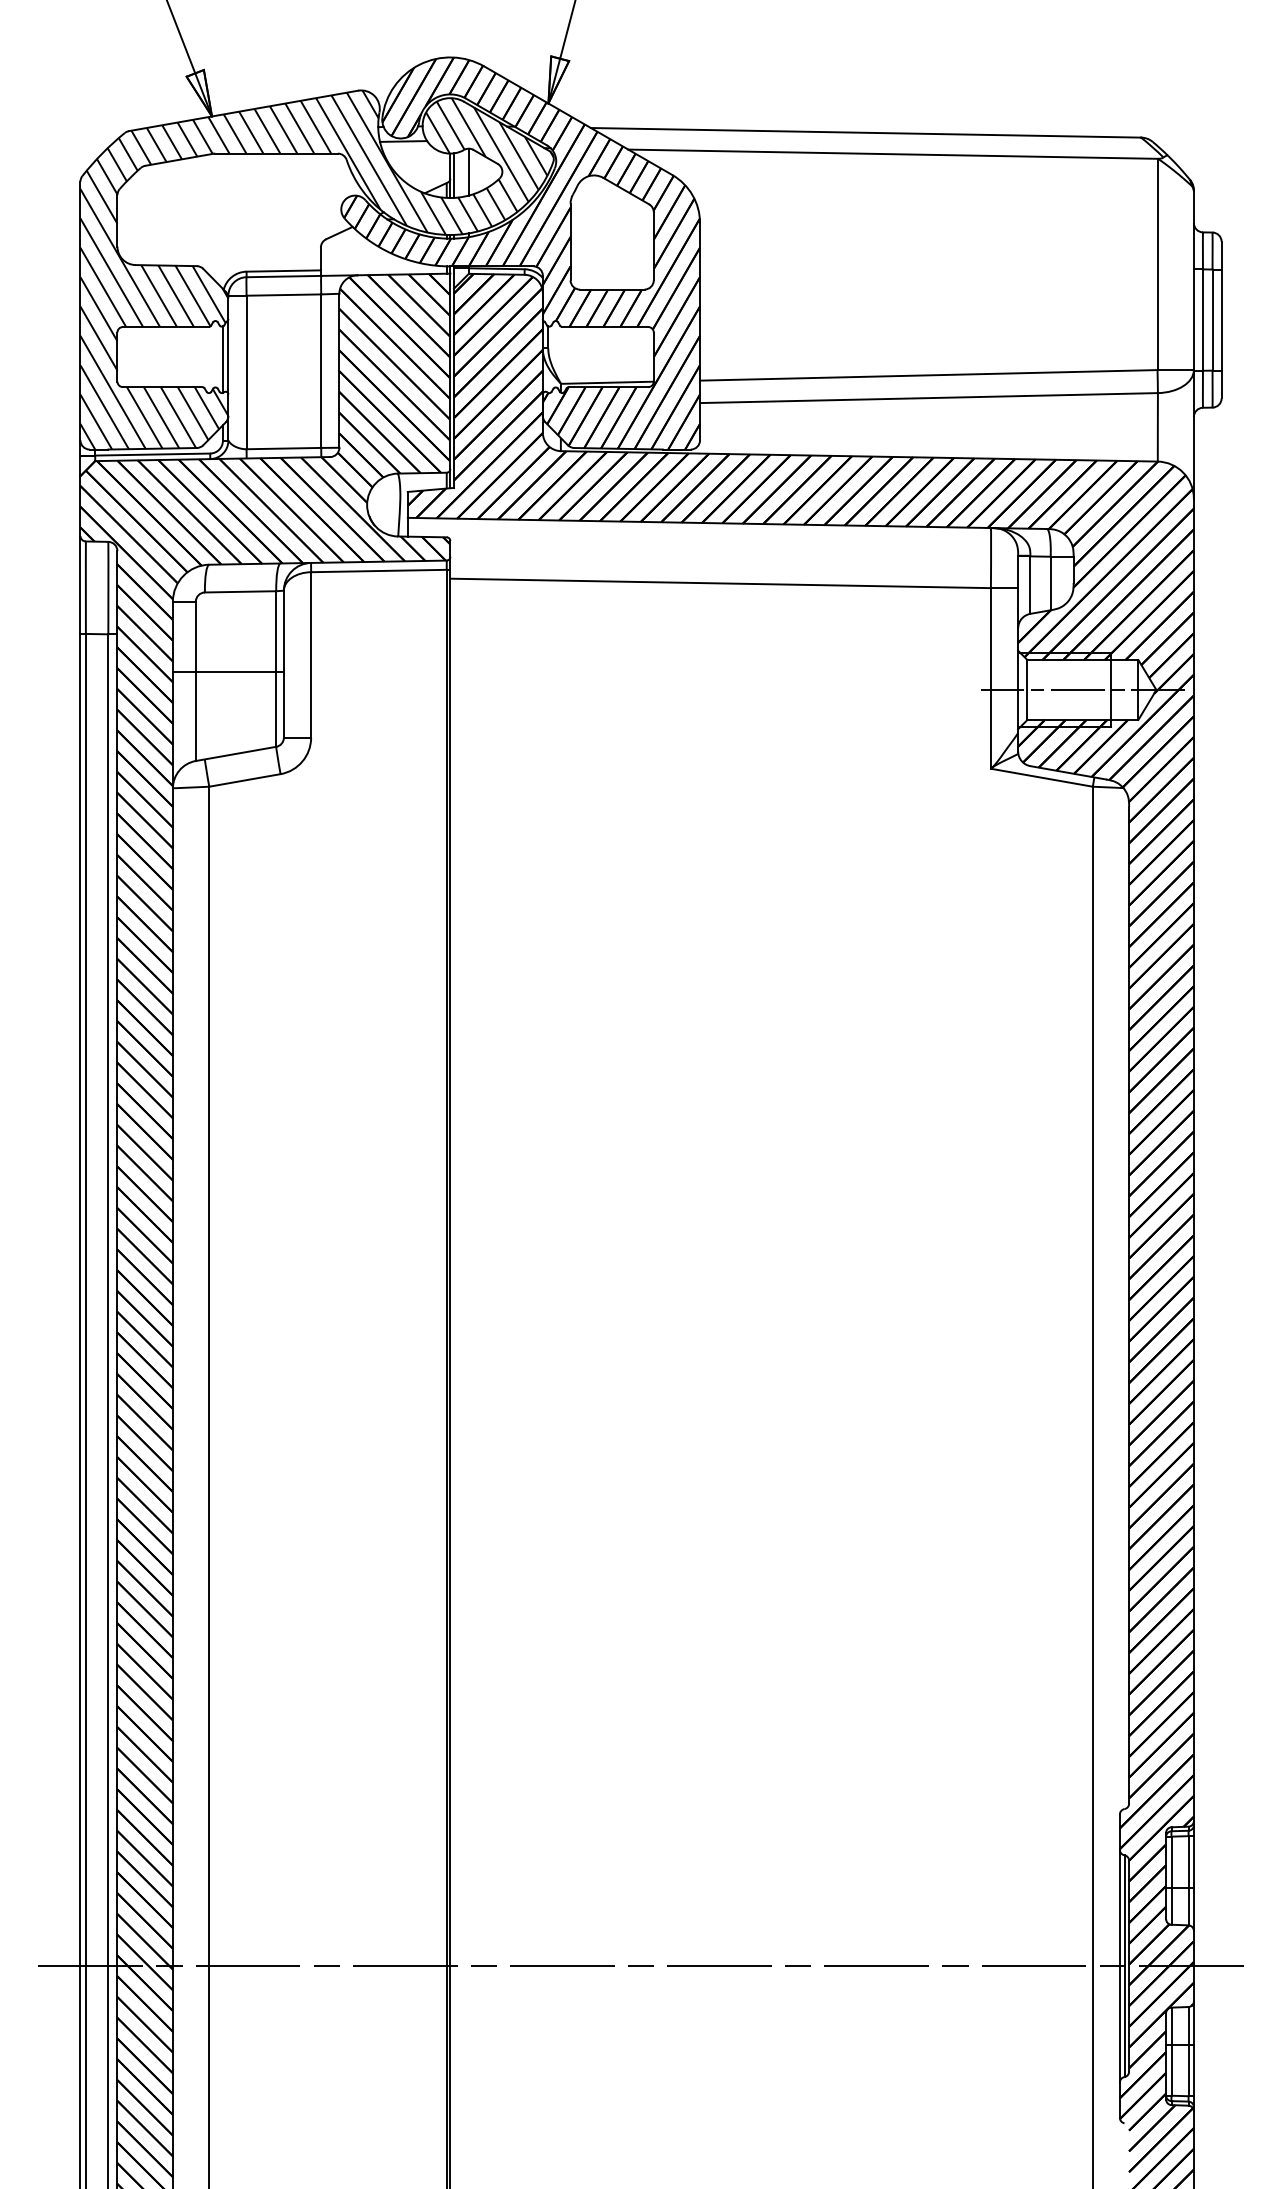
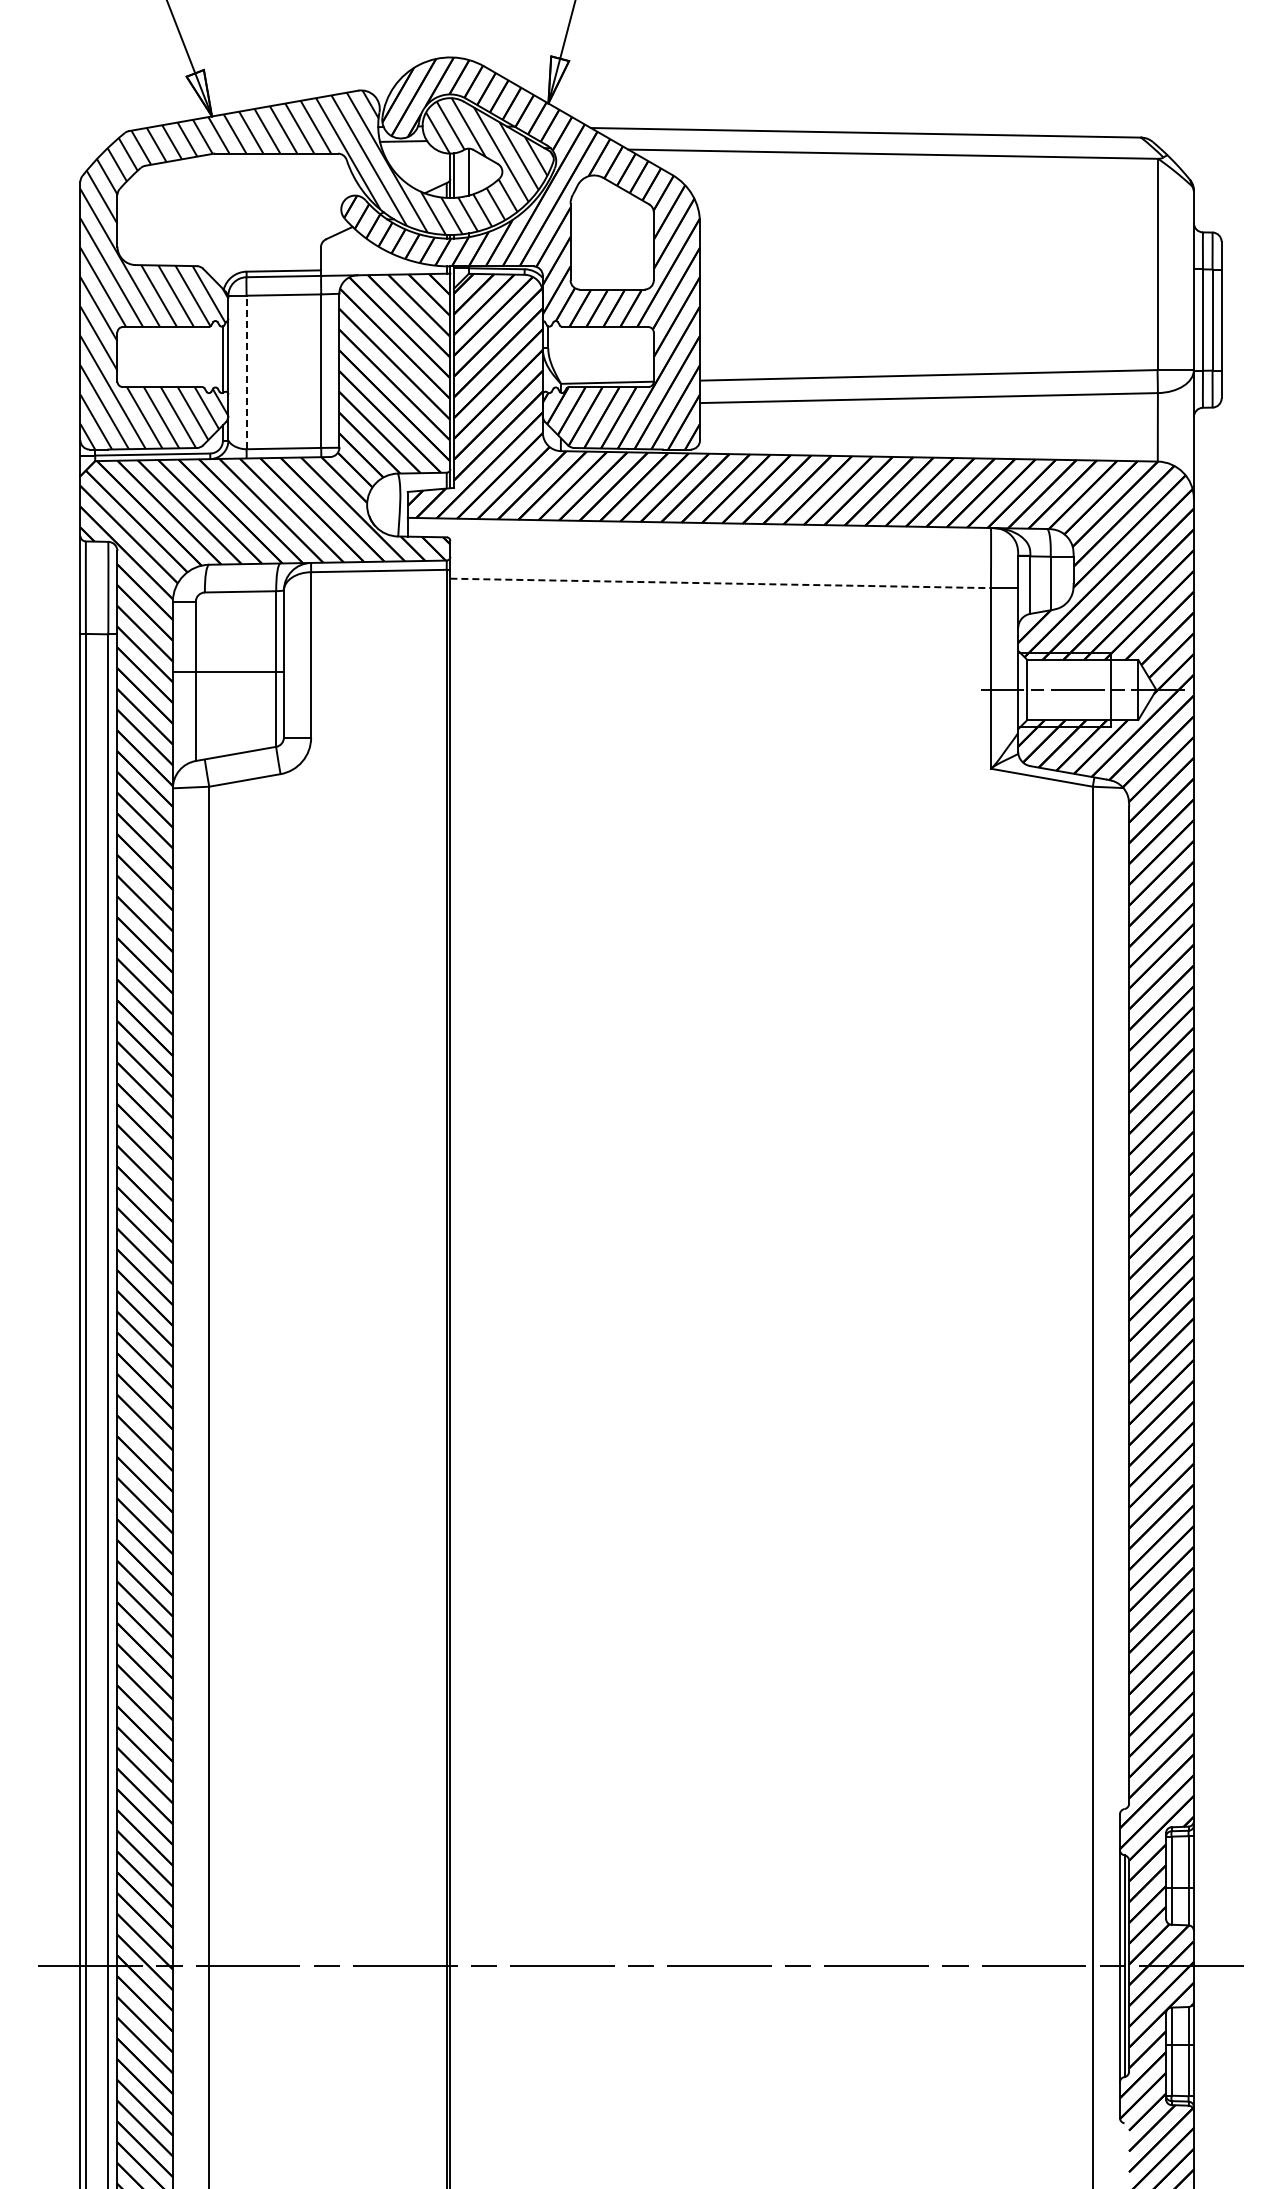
line: solid -> dashed (246, 372)
line: solid -> dashed (721, 583)
